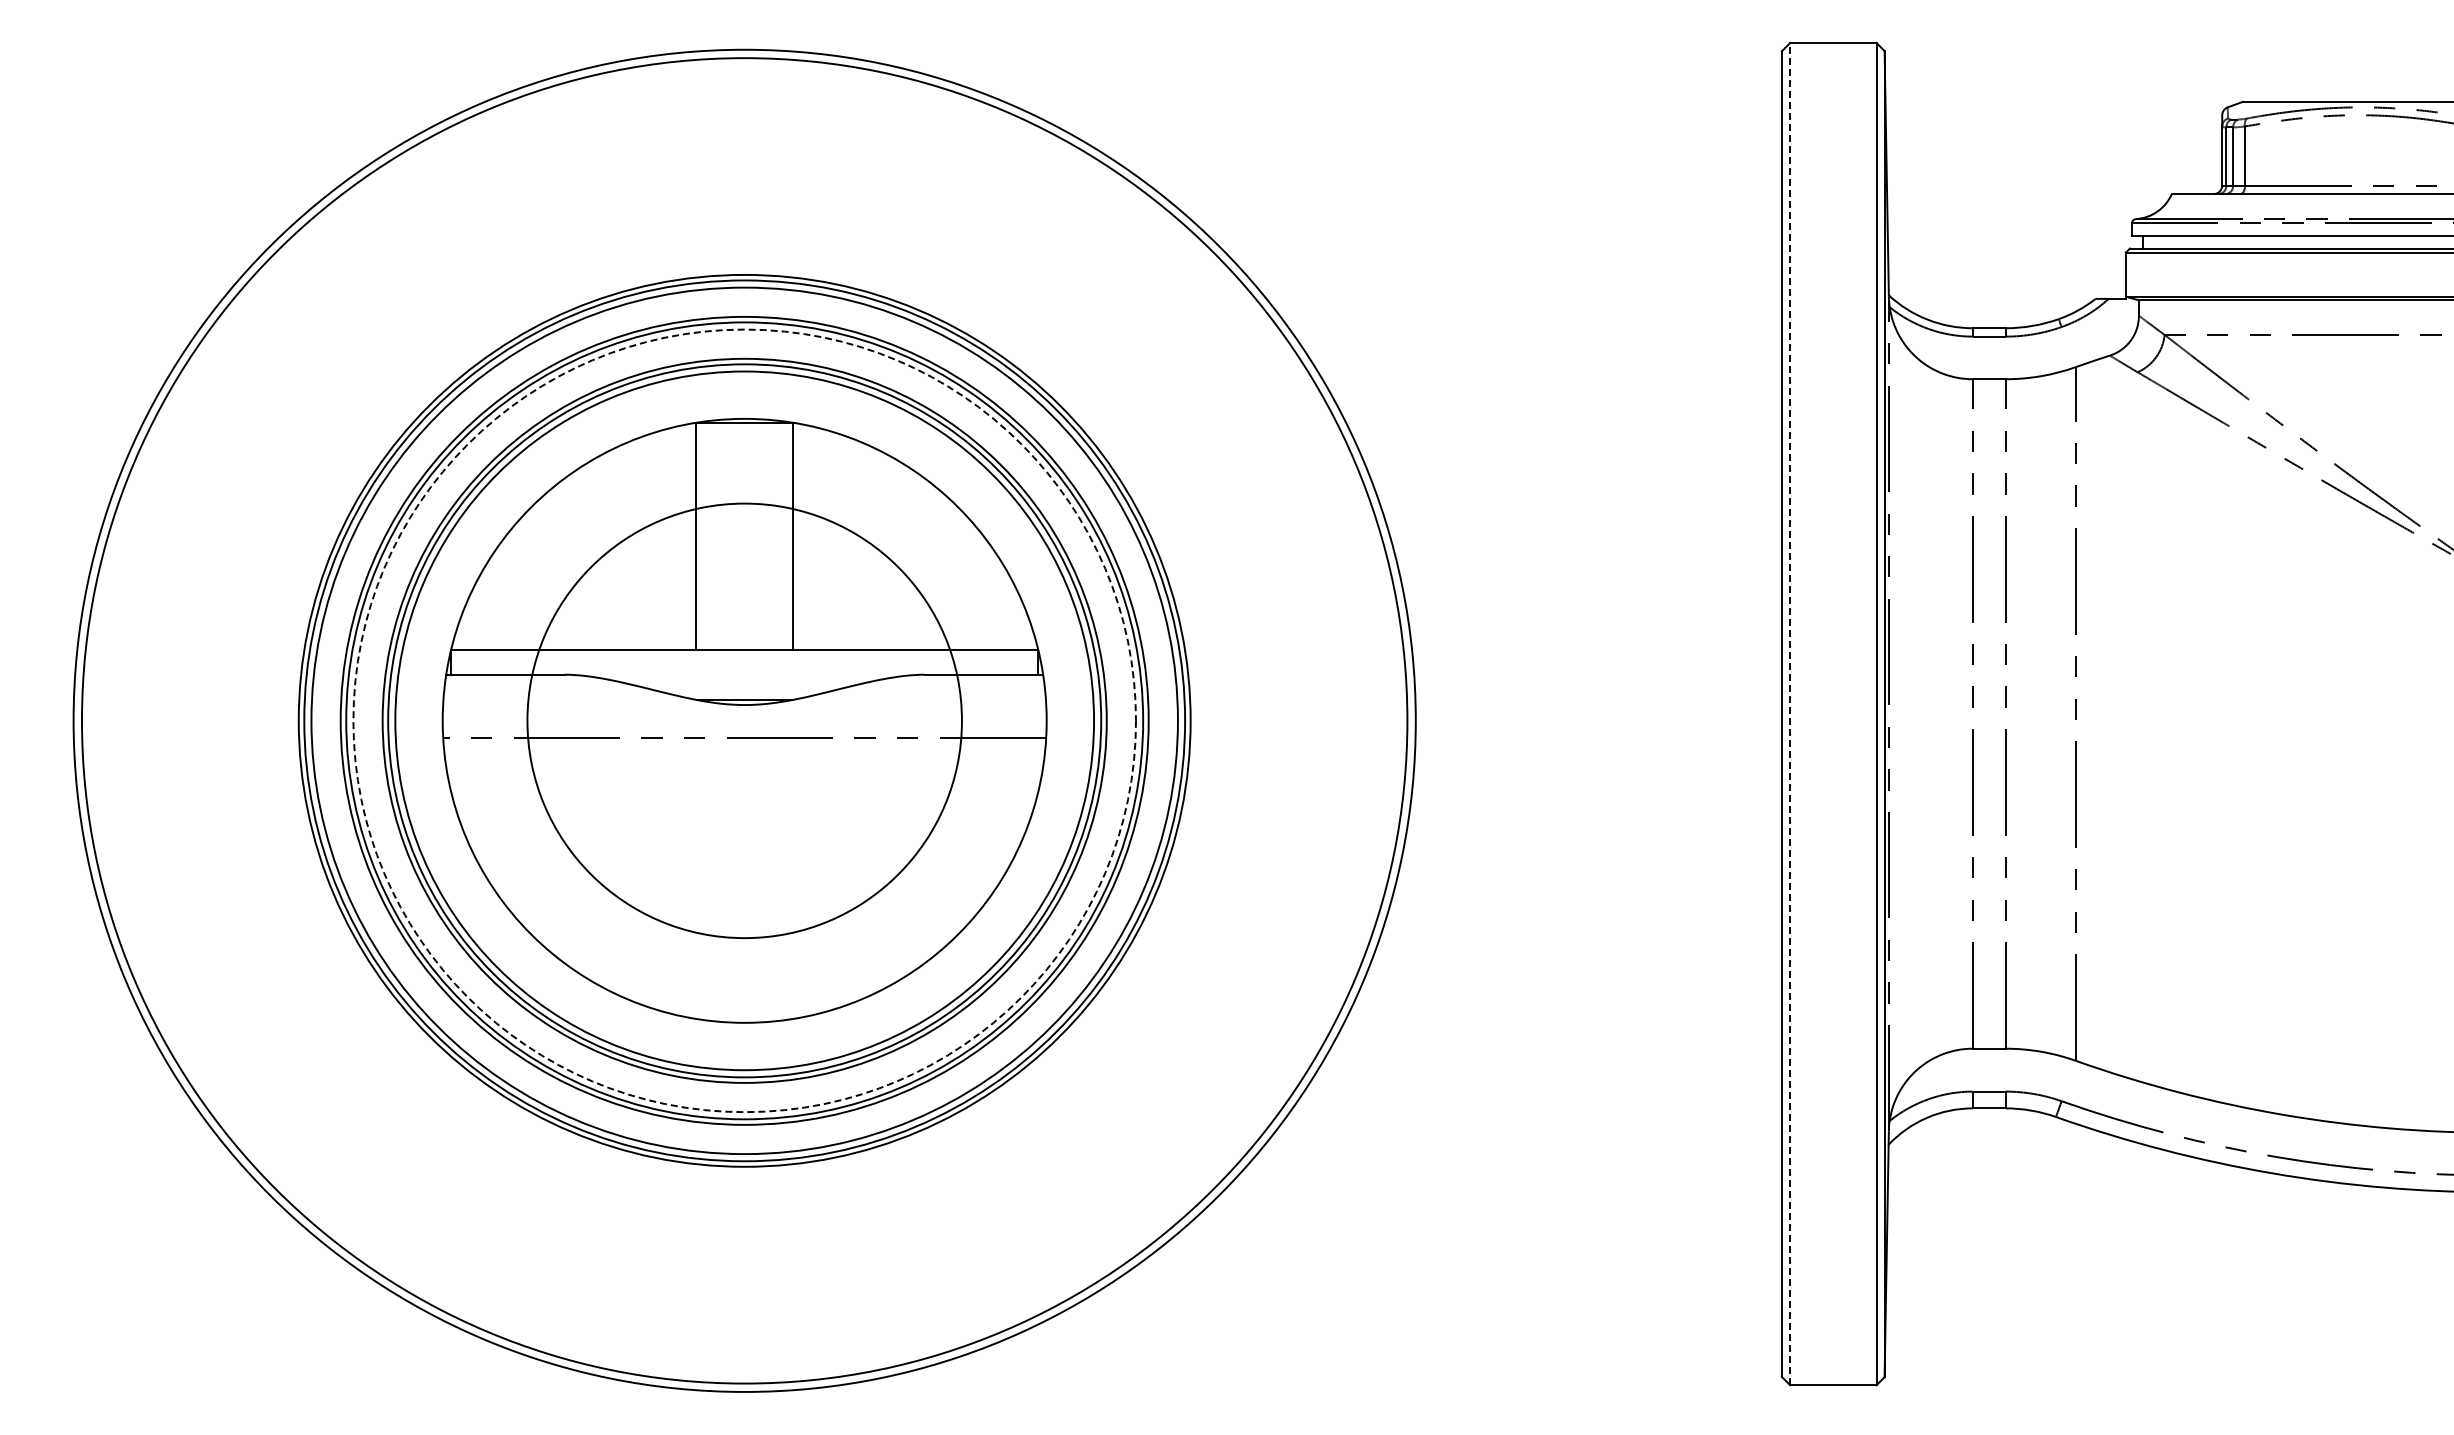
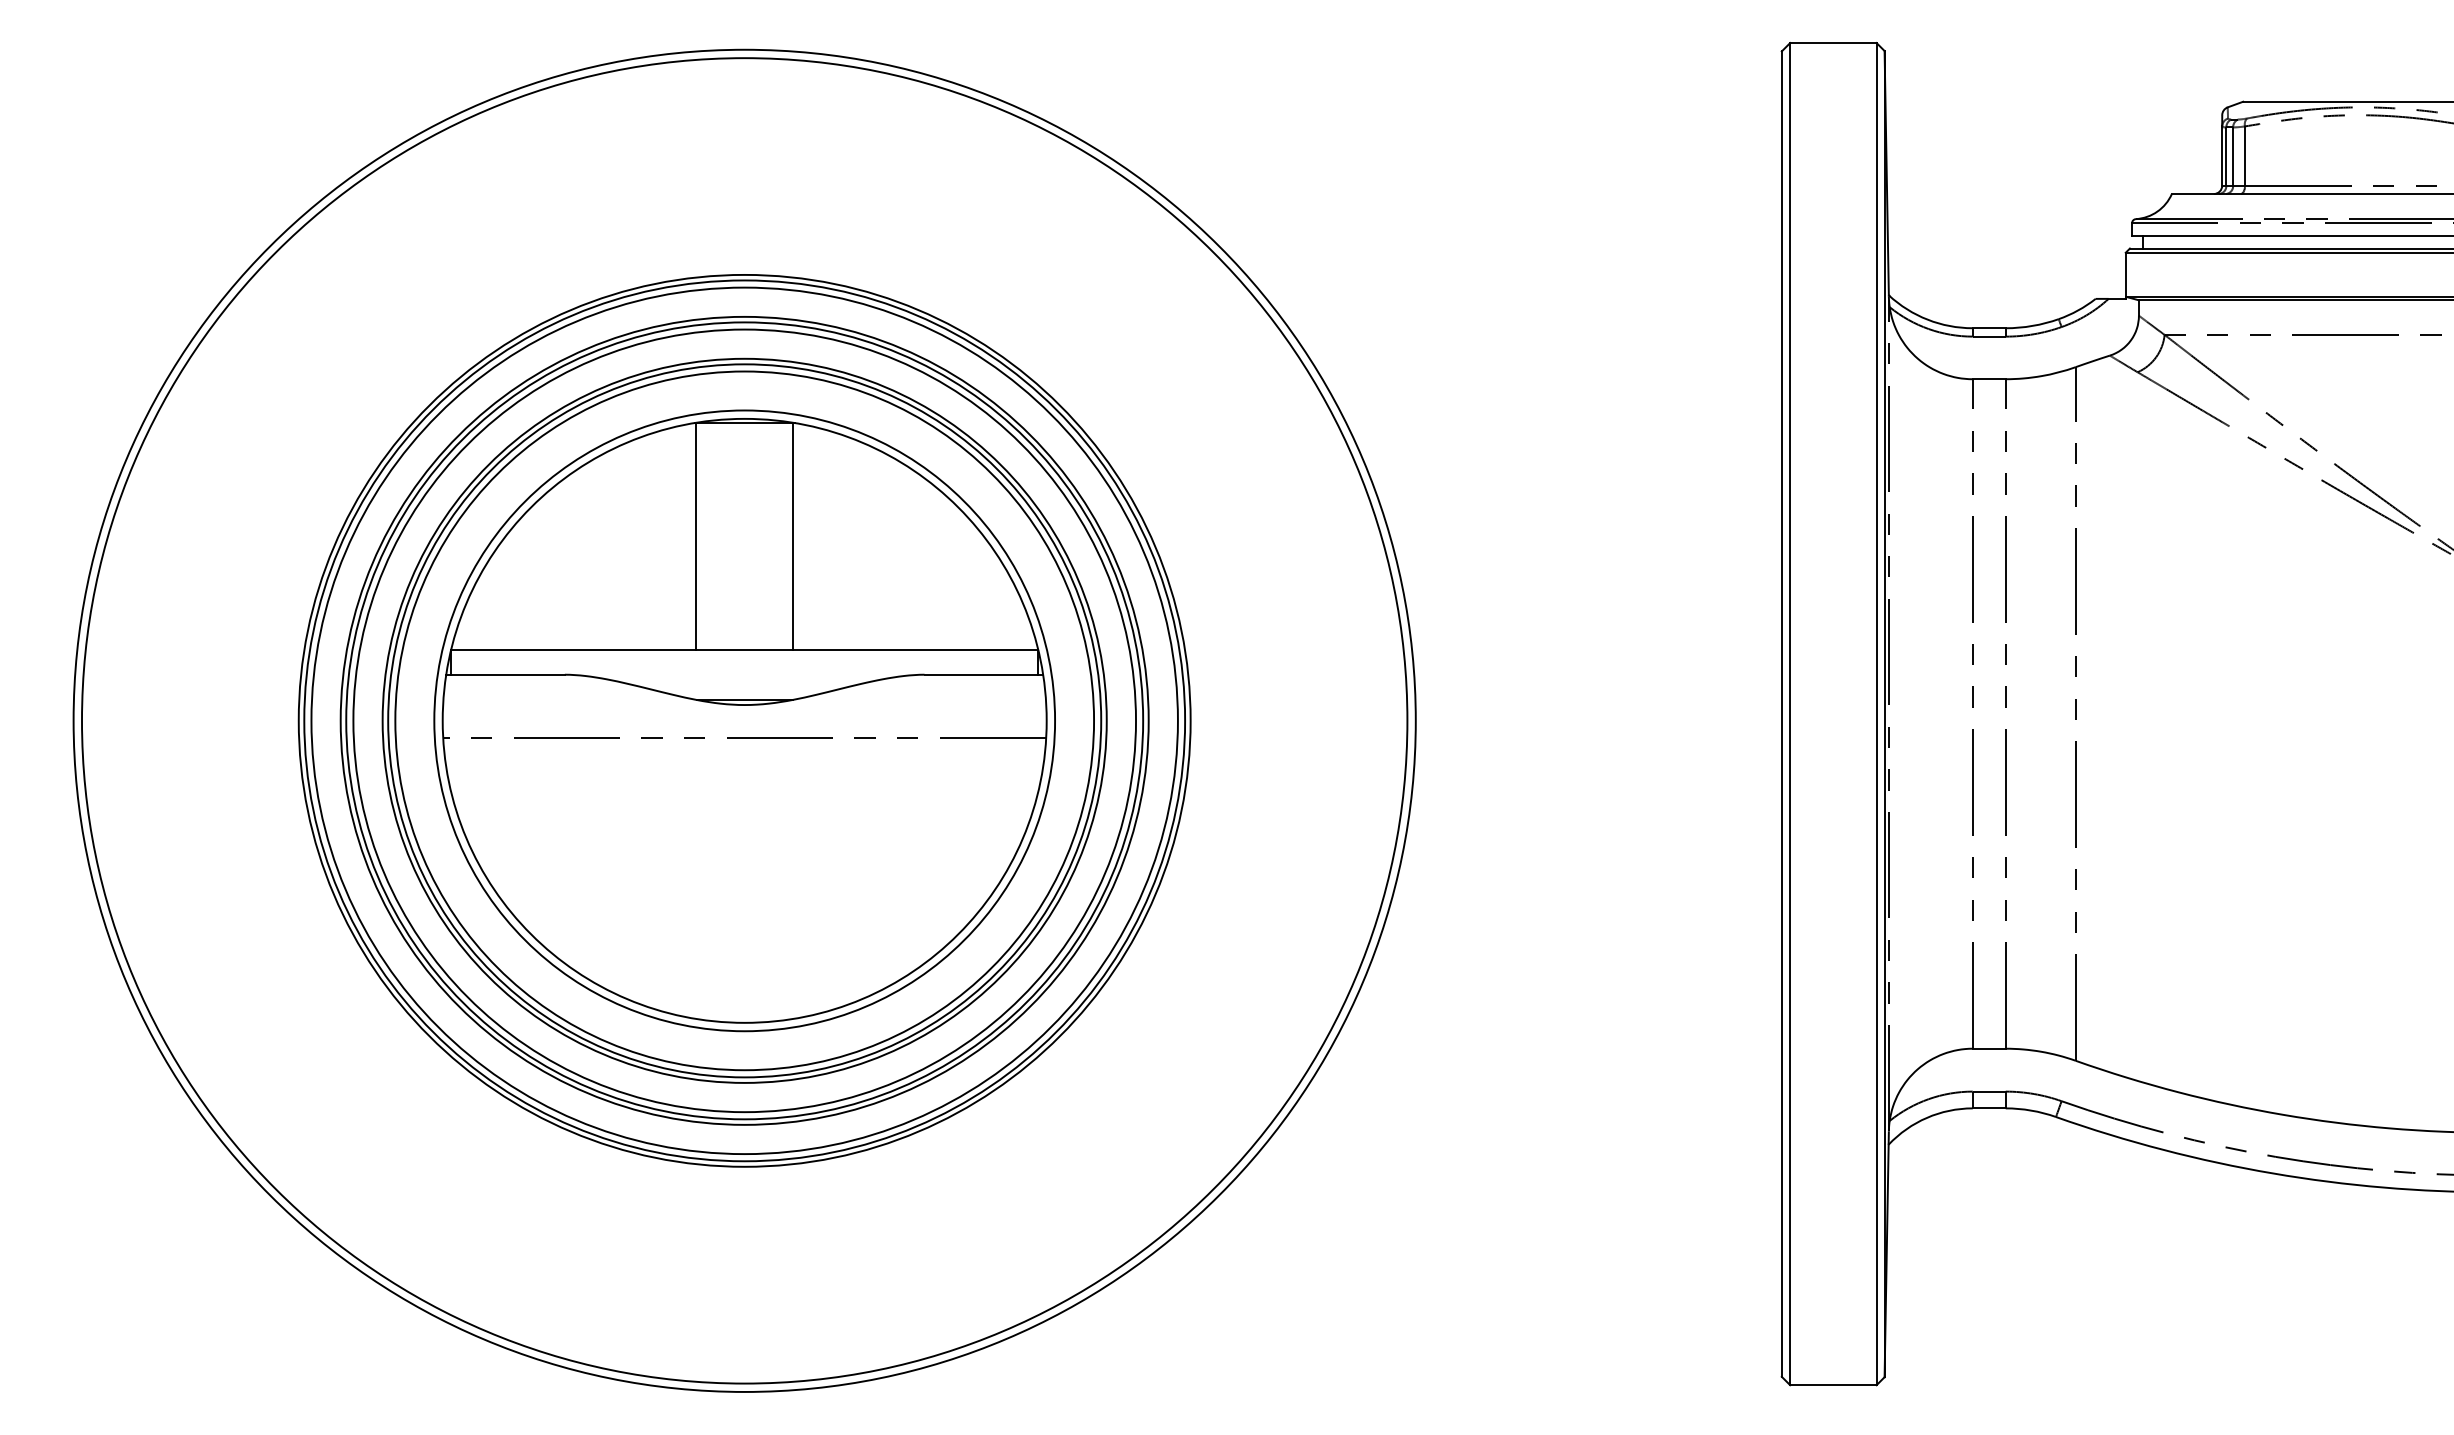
line: dashed -> solid (1790, 713)
circle diameter: 435 px -> 621 px (744, 720)
circle: dashed -> solid (744, 720)
